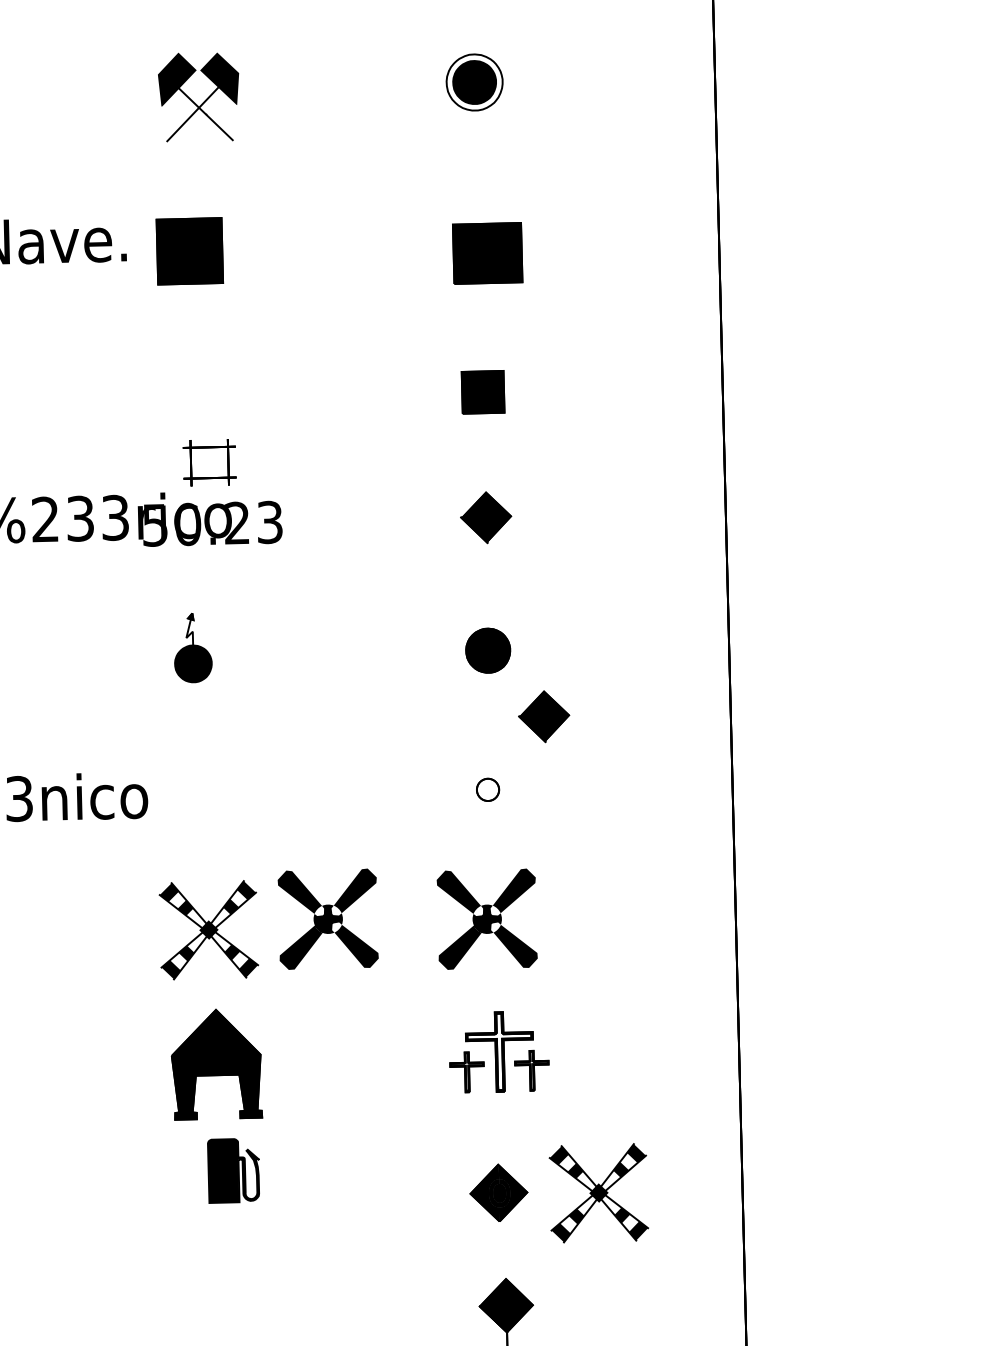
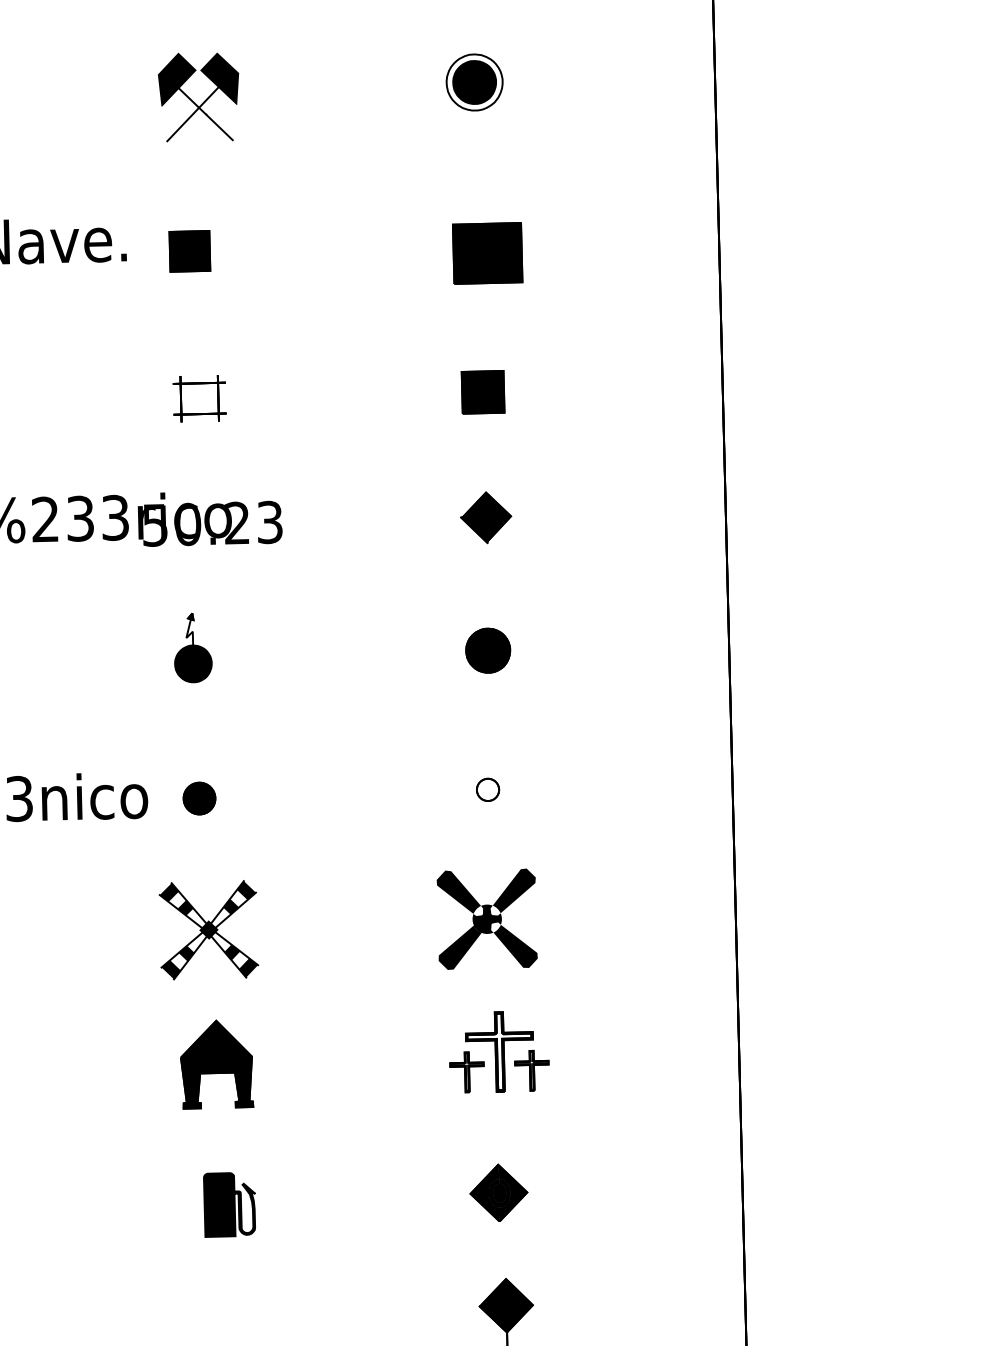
part size: 70x69 px -> 44x43 px (189, 251)
part position: (209, 462) -> (199, 398) (199, 398)
part: present -> none (544, 716)
part: none -> present (199, 798)
part: present -> none (327, 918)
part size: 94x113 px -> 75x91 px (217, 1064)
part position: (233, 1170) -> (229, 1204) (229, 1204)
part: present -> none (598, 1193)
